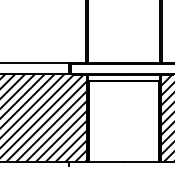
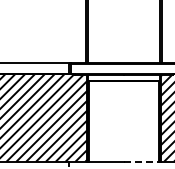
line: solid -> dashed (142, 161)
